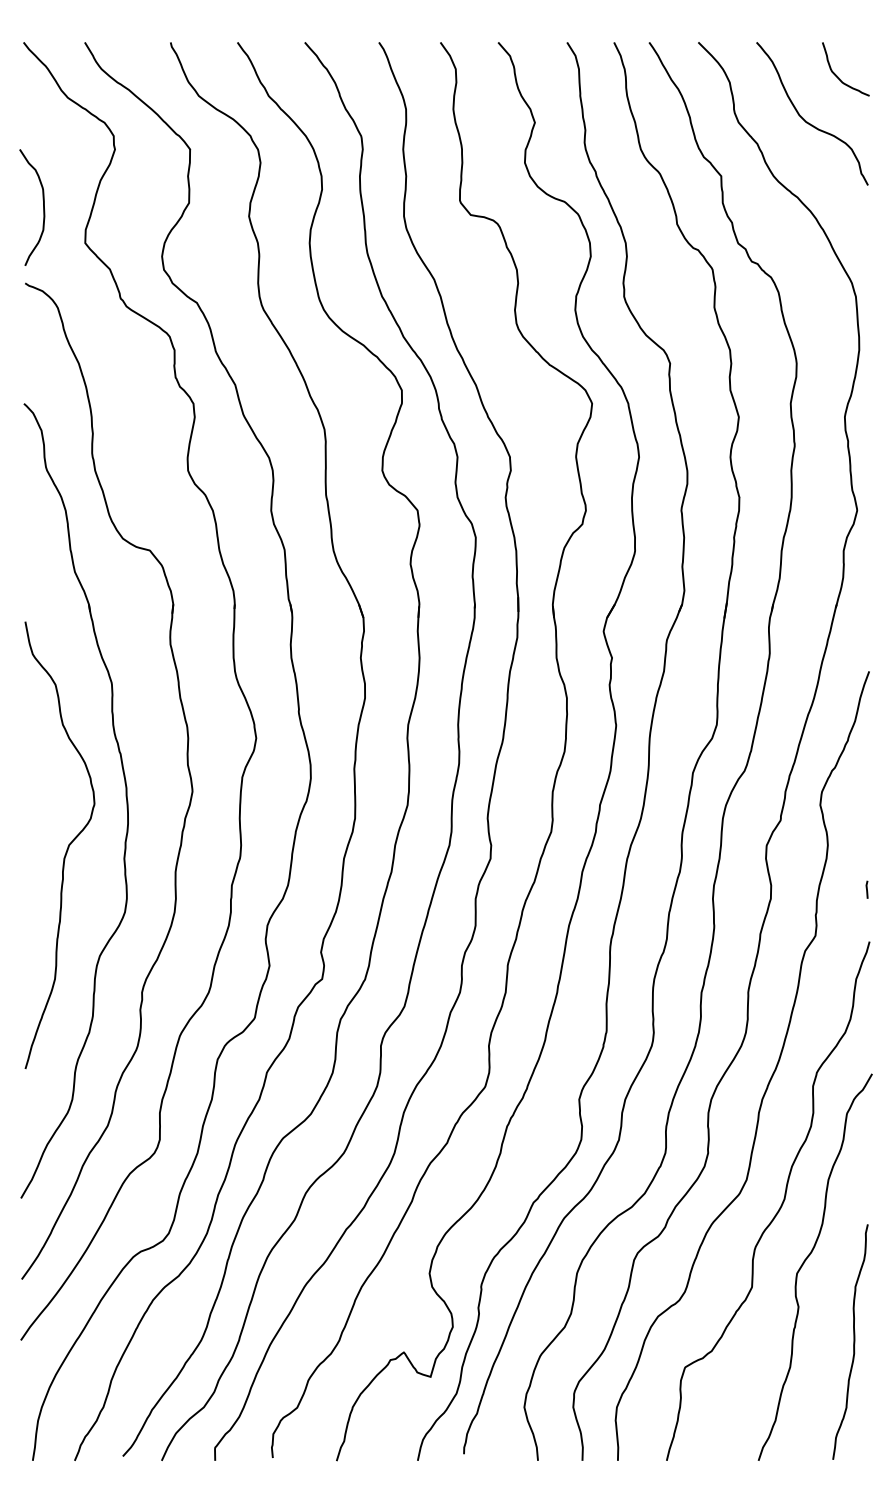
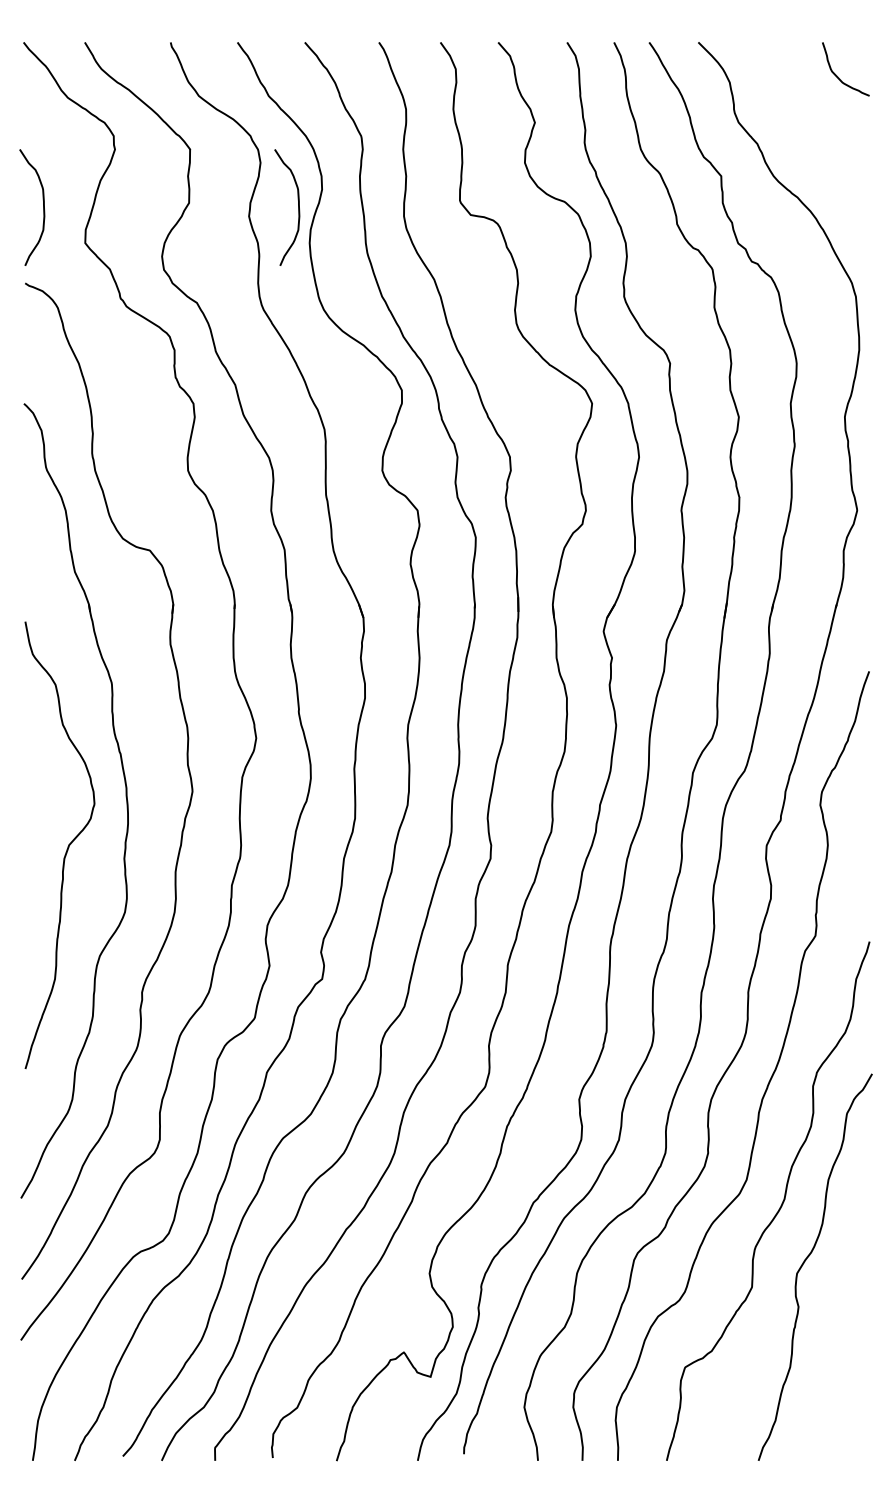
curve: present -> none (807, 121)
curve: none -> present (298, 207)
line: present -> none (866, 889)
curve: present -> none (853, 1341)
